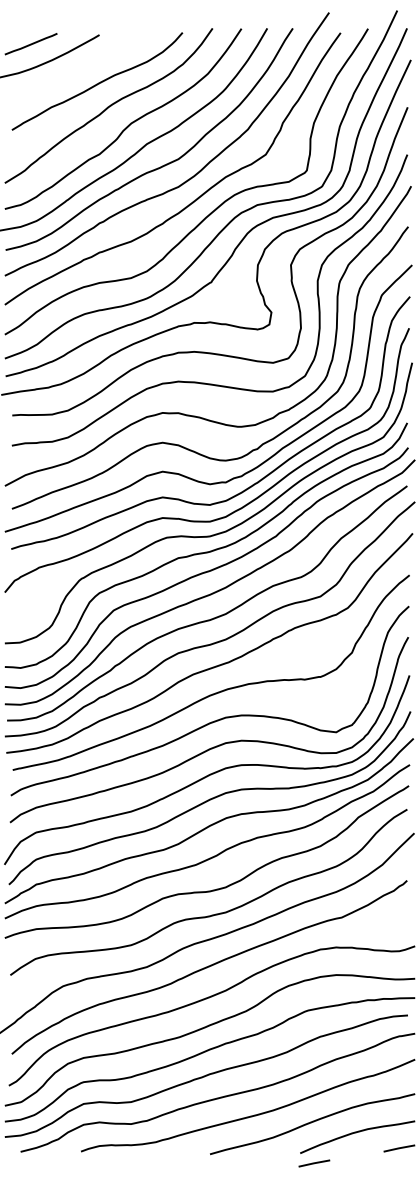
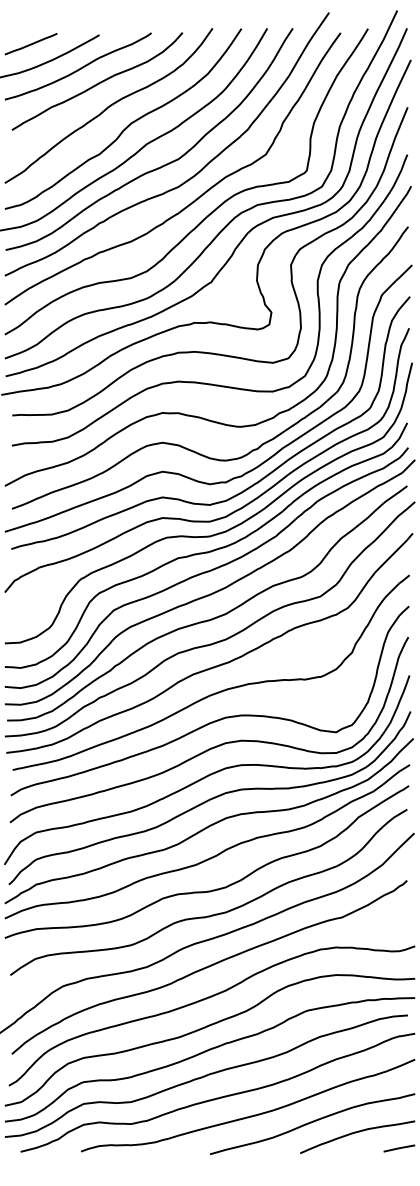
curve: none -> present (79, 68)
line: present -> none (314, 1163)
